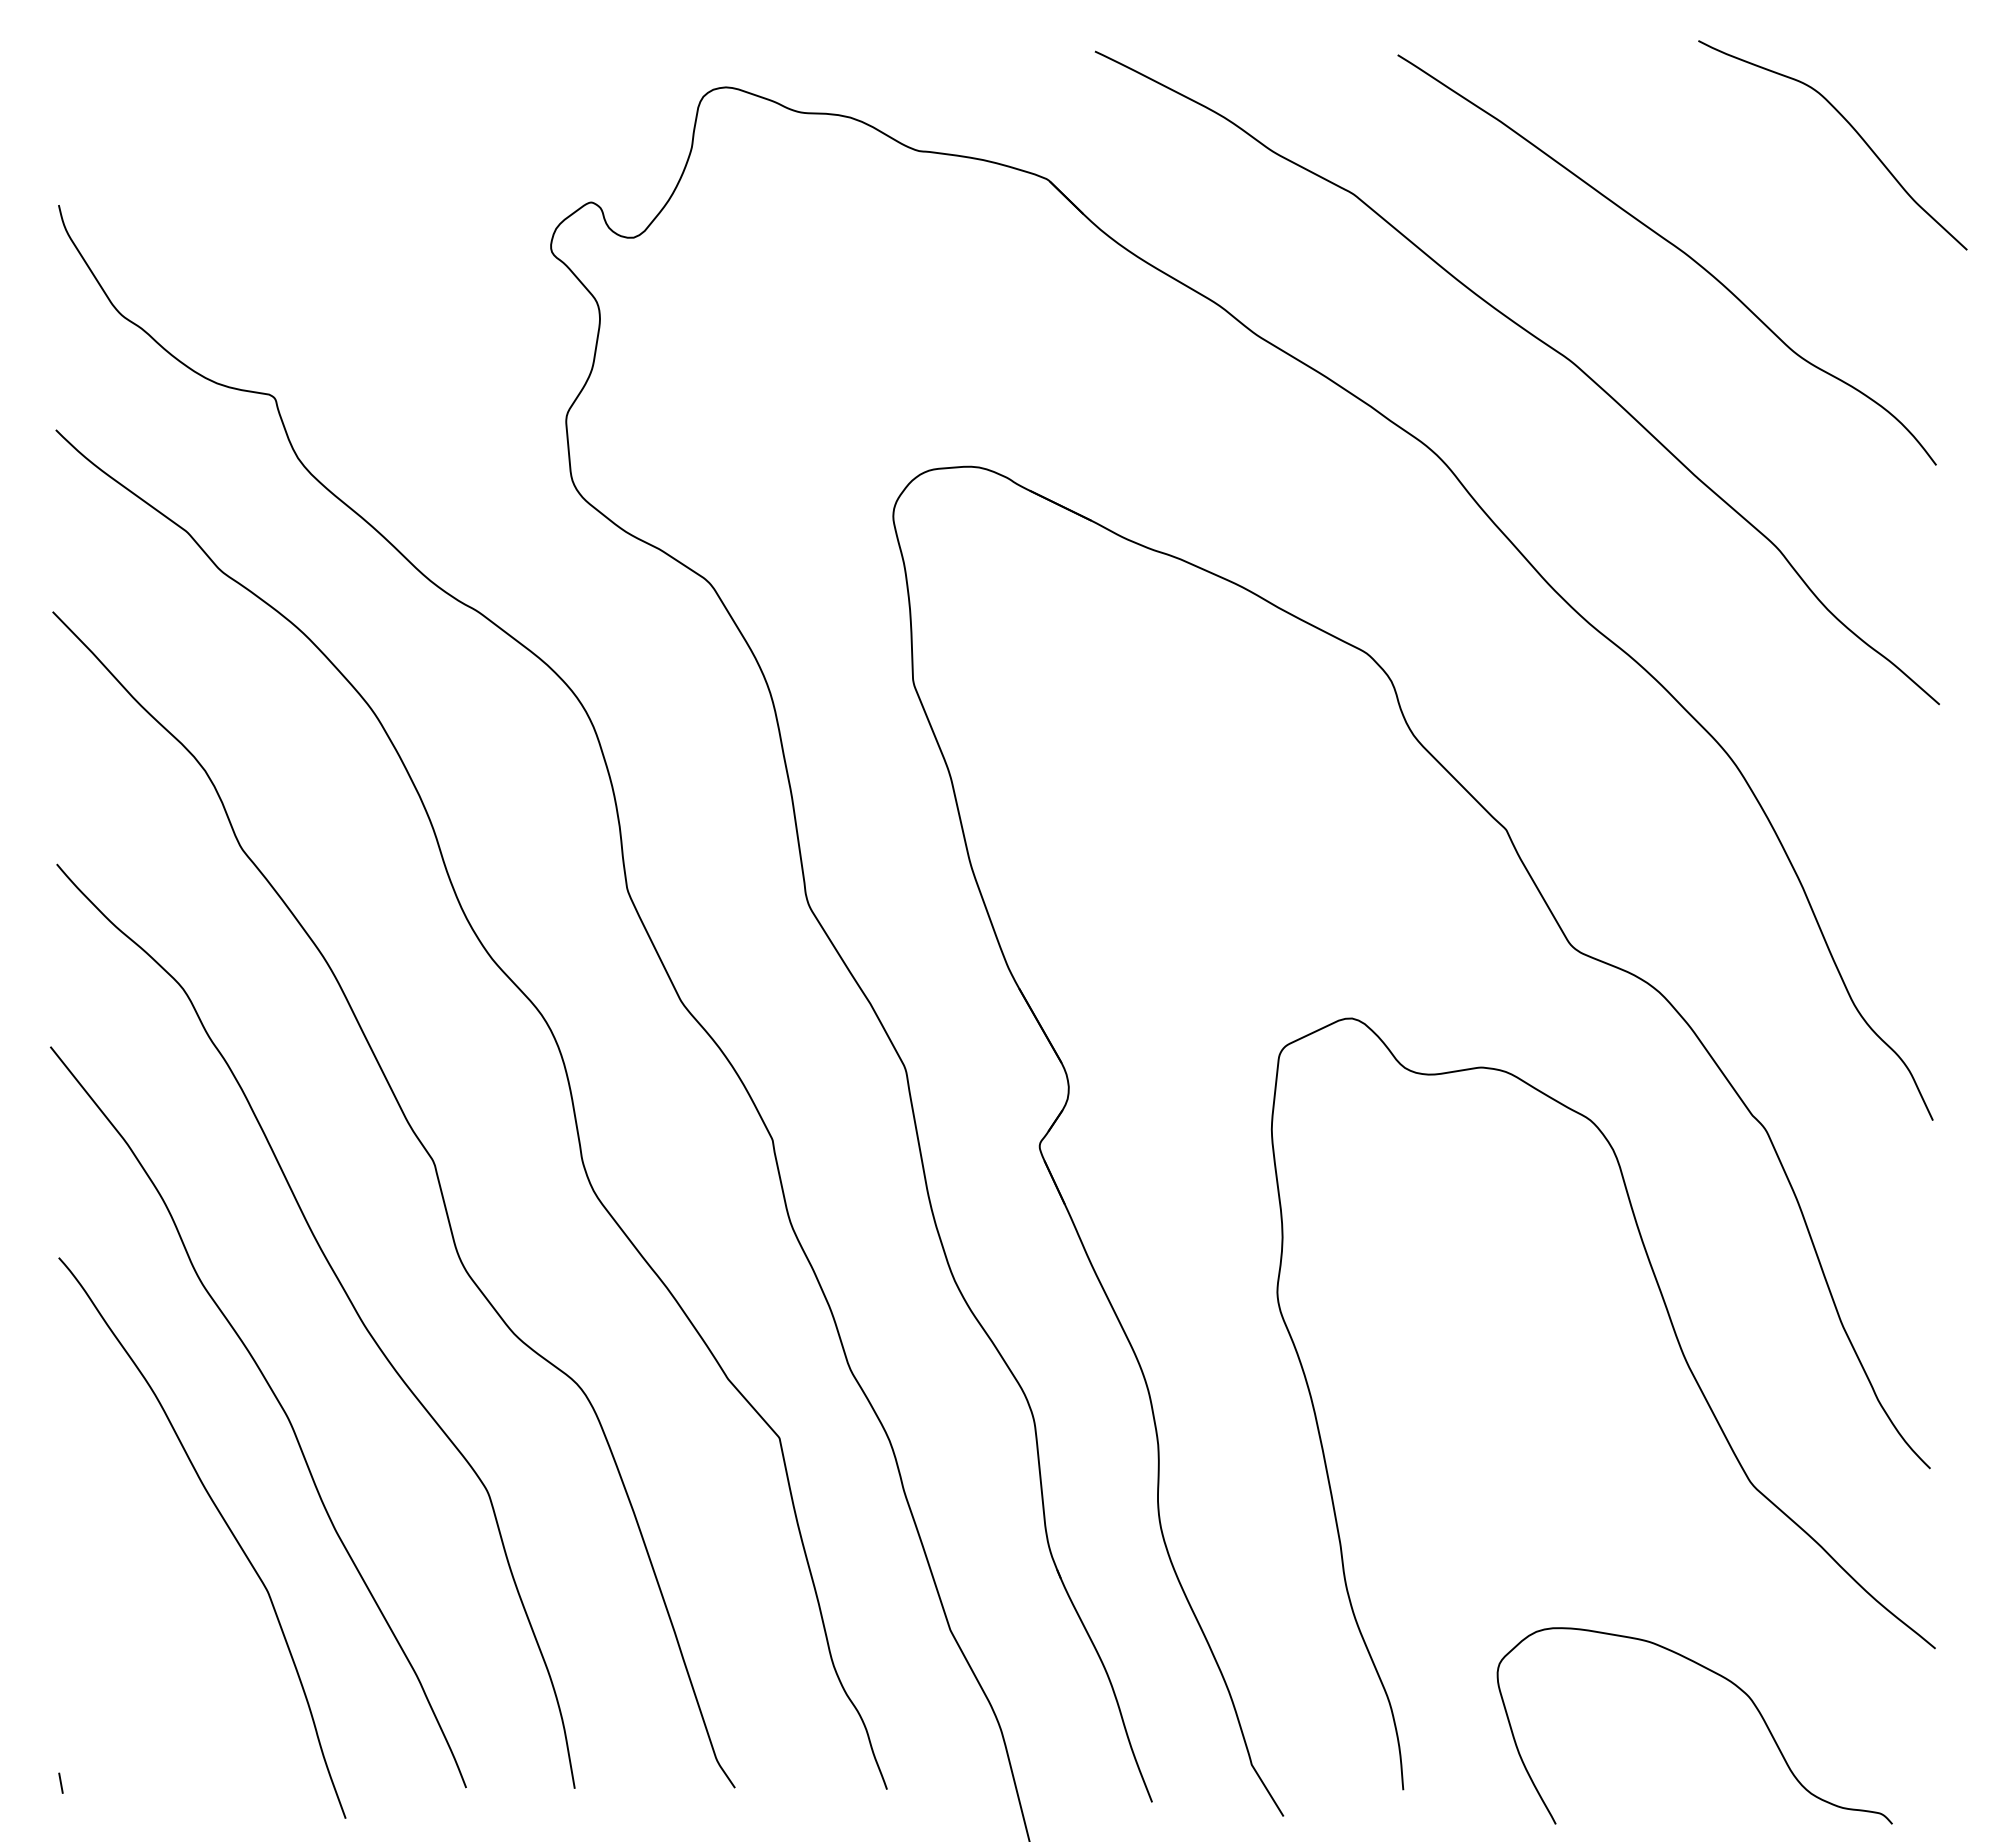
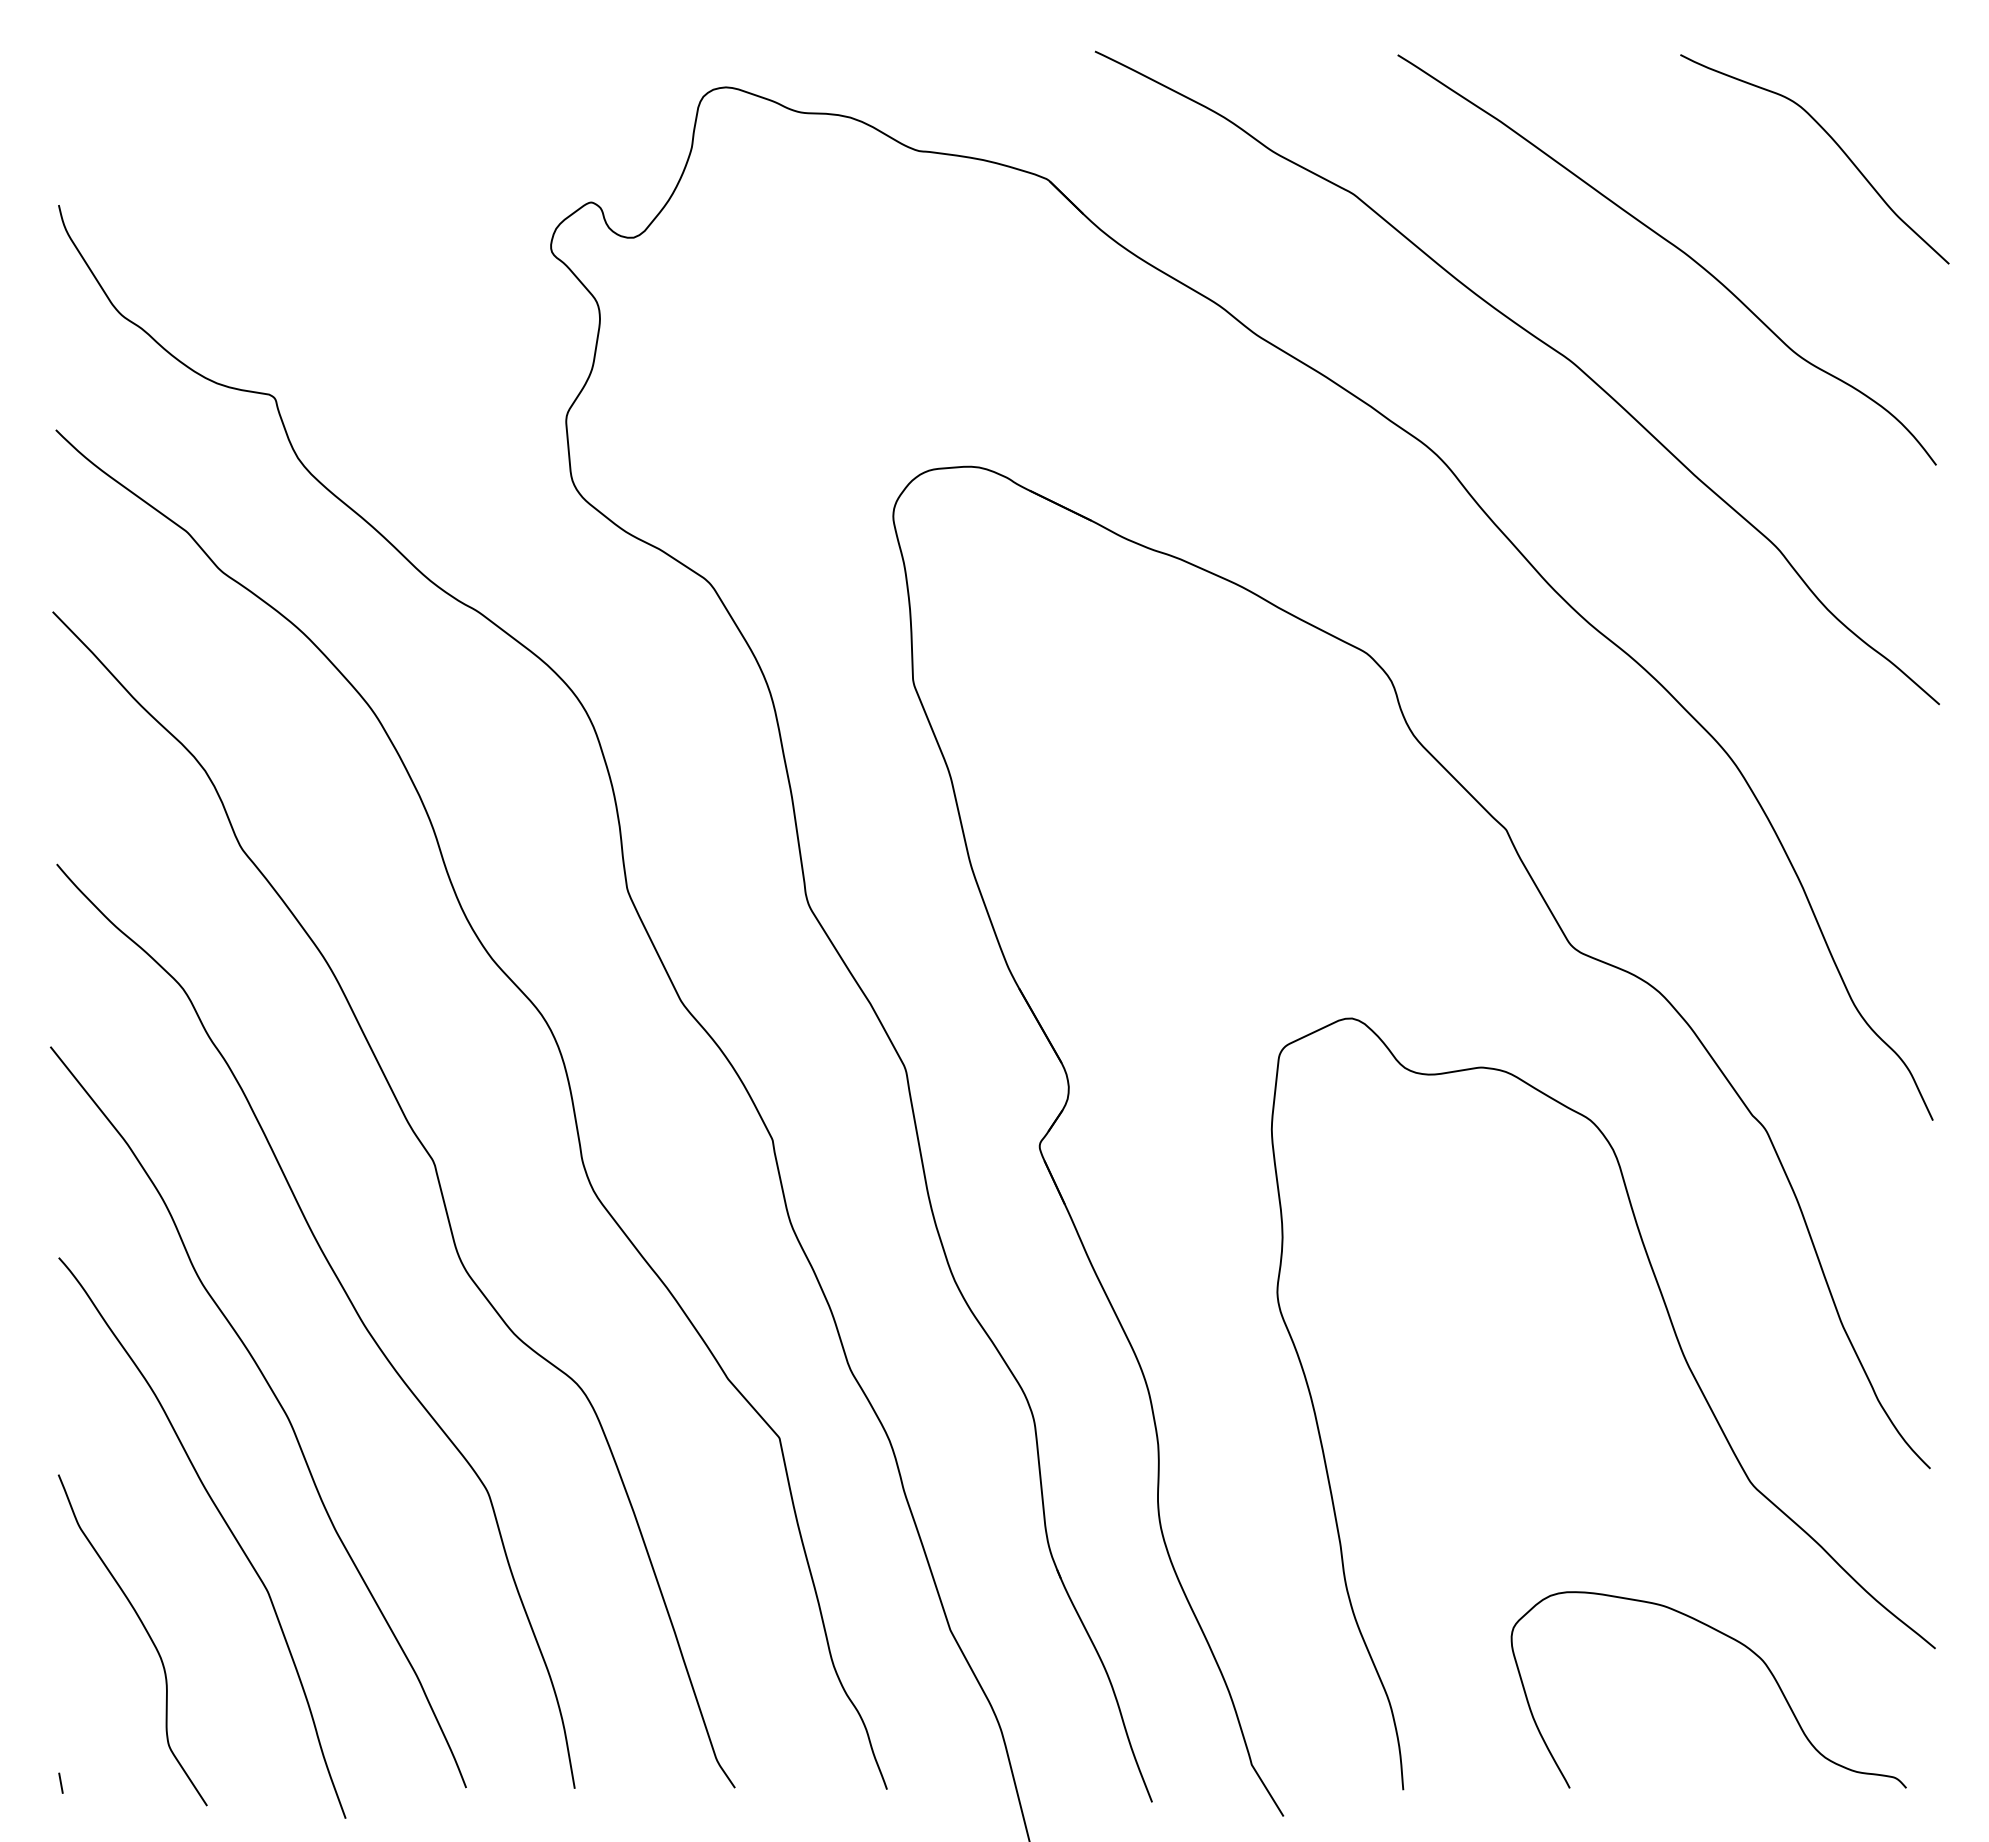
curve position: (1850, 126) -> (1832, 140) (1832, 140)
curve: none -> present (146, 1632)
curve position: (1721, 1677) -> (1735, 1641) (1735, 1641)
